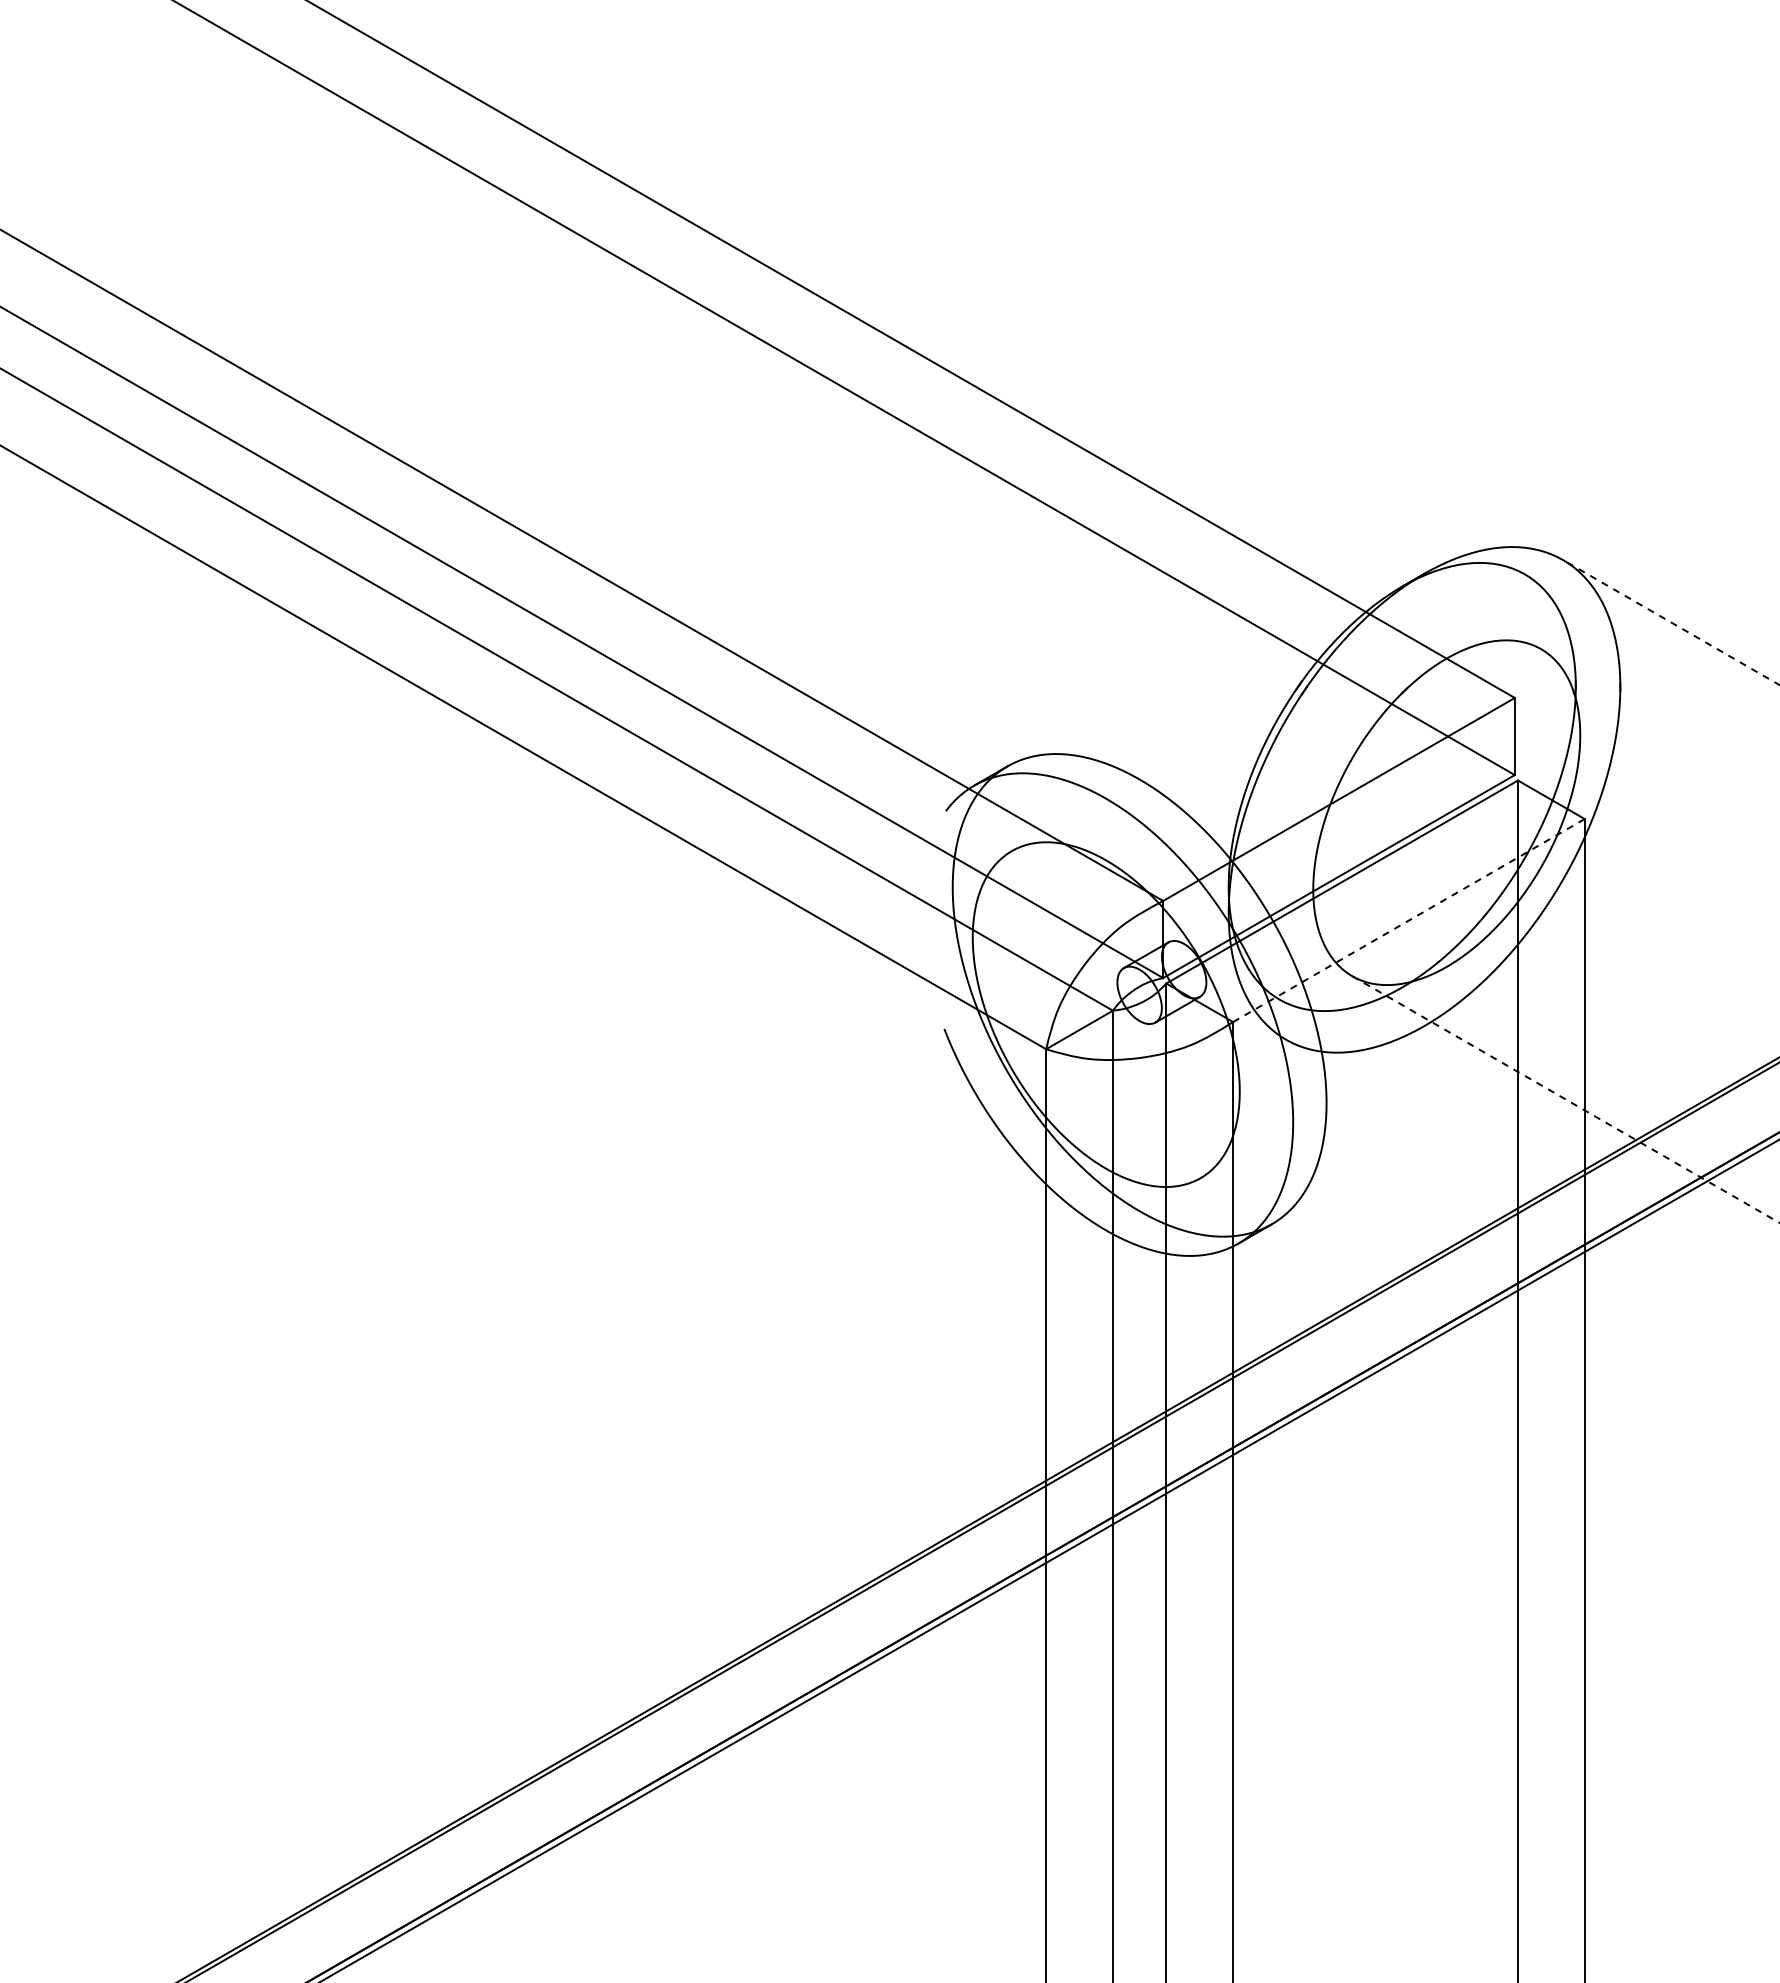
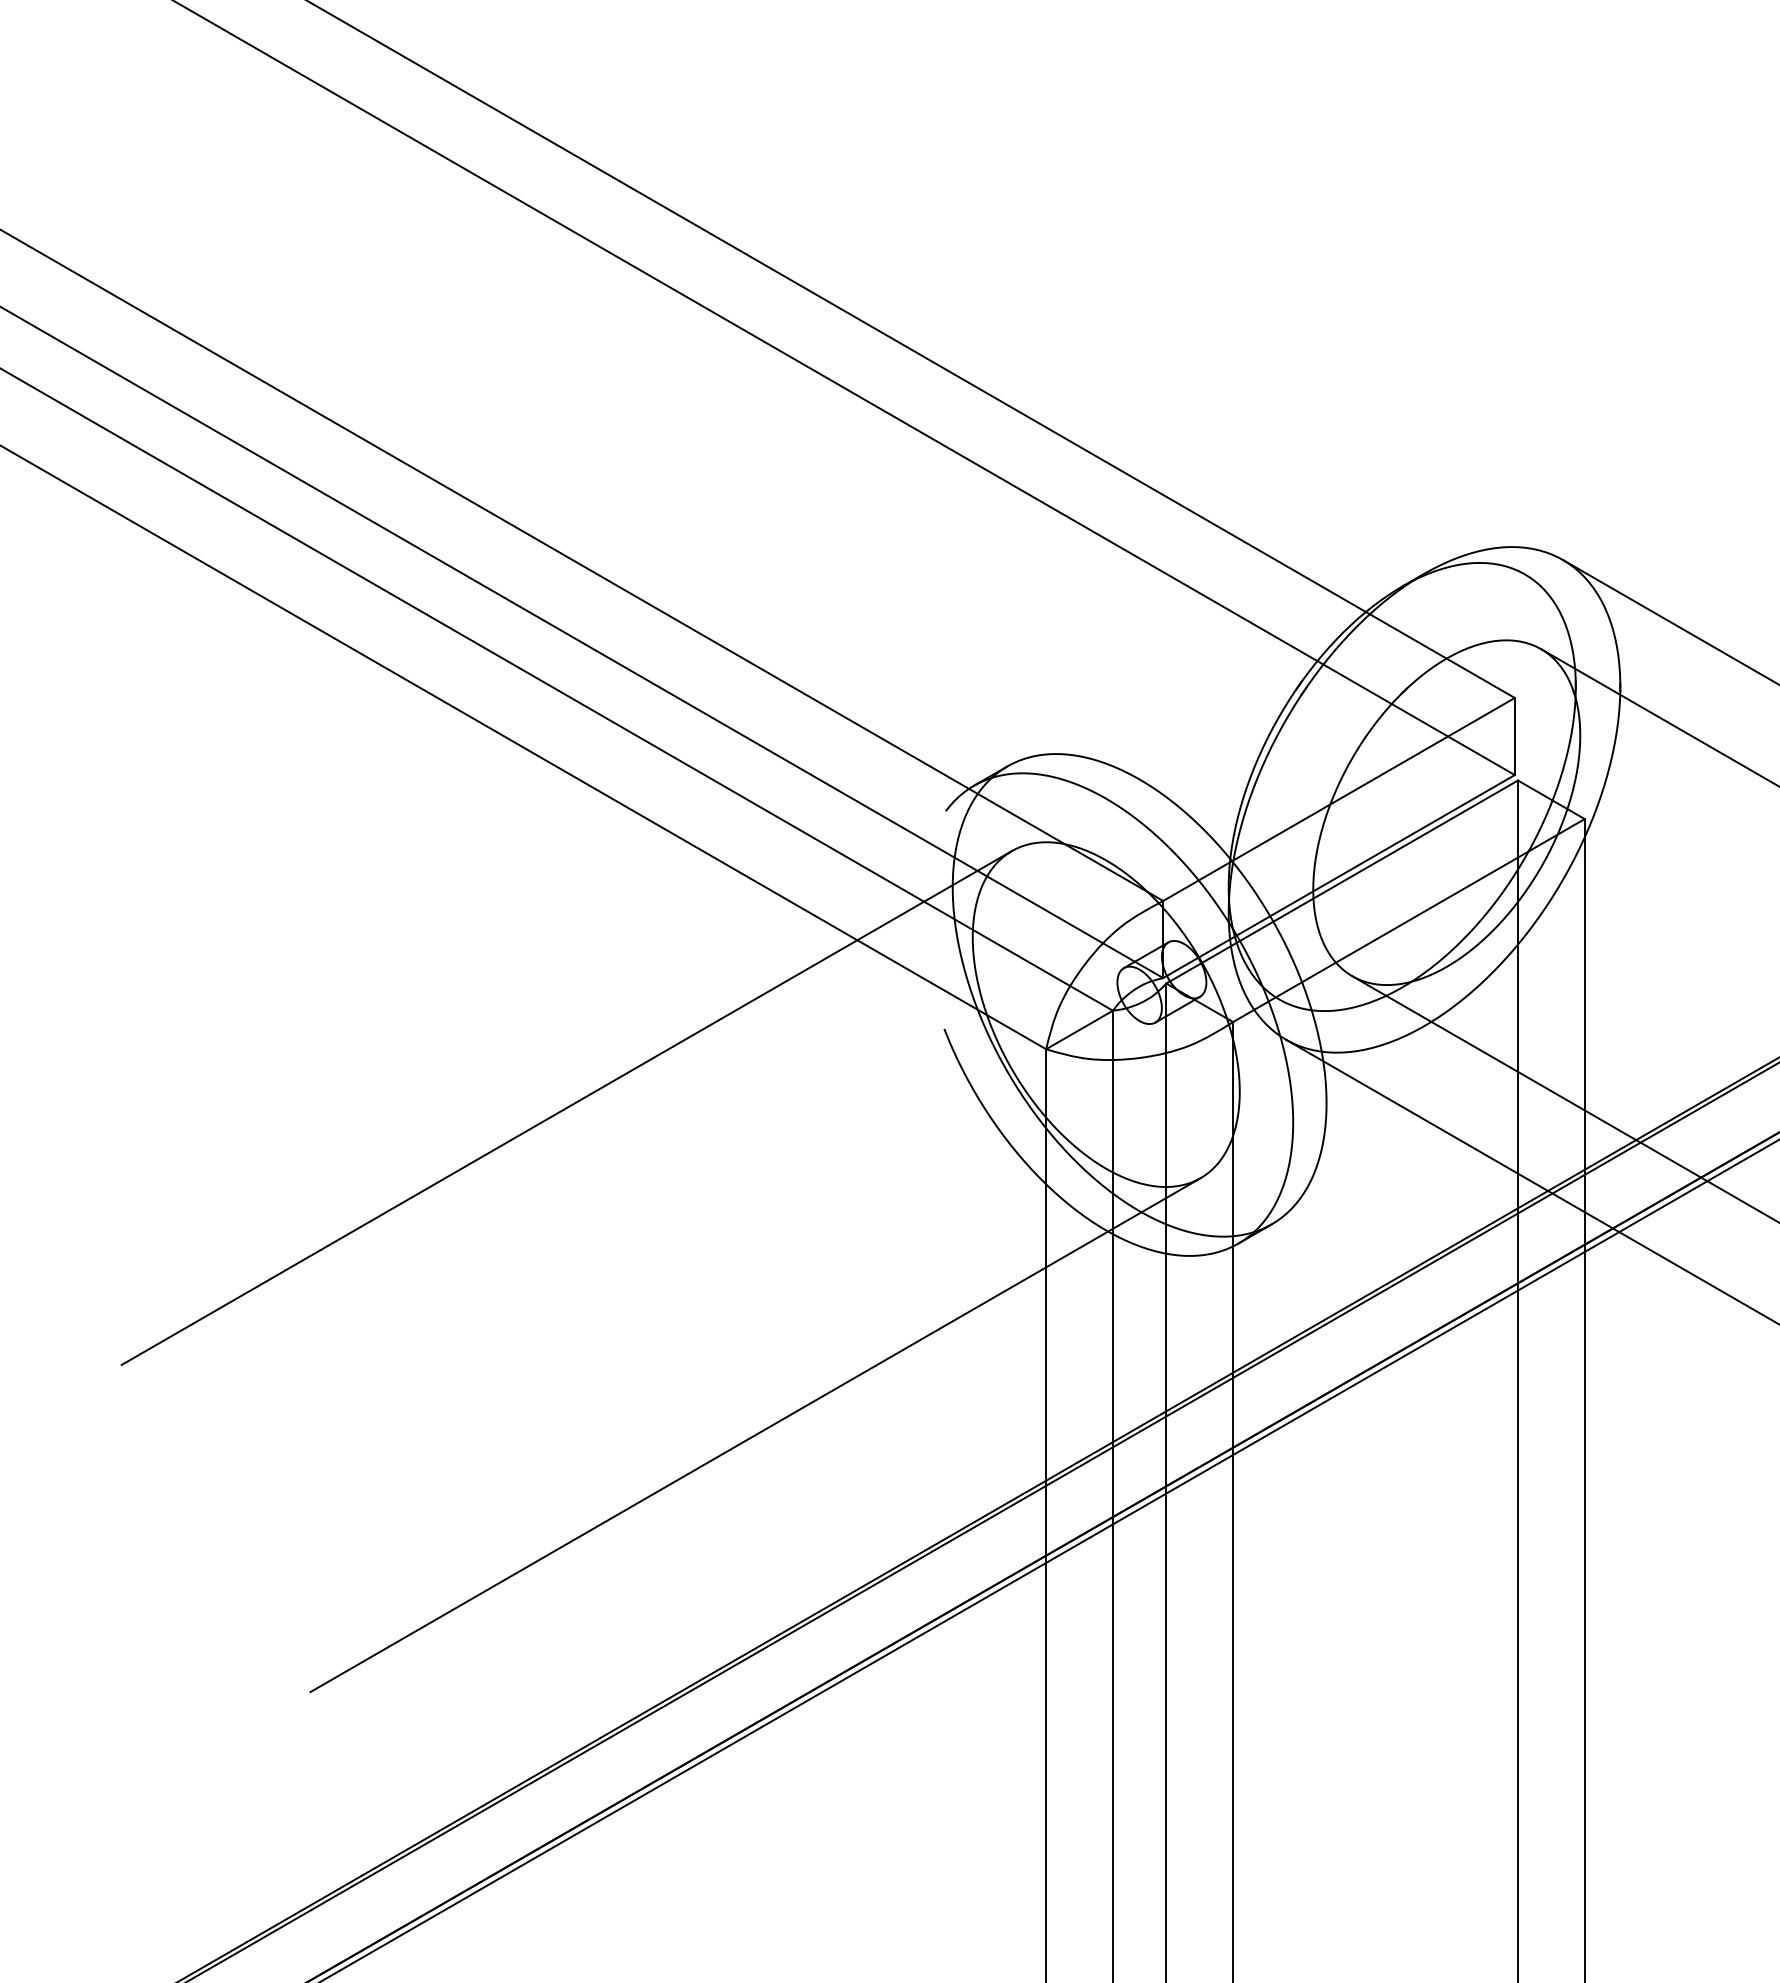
line: dashed -> solid (1671, 622)
line: none -> present (1658, 717)
line: dashed -> solid (1409, 920)
line: dashed -> solid (1566, 1099)
line: none -> present (566, 1107)
line: none -> present (1531, 1181)
line: none -> present (755, 1435)
